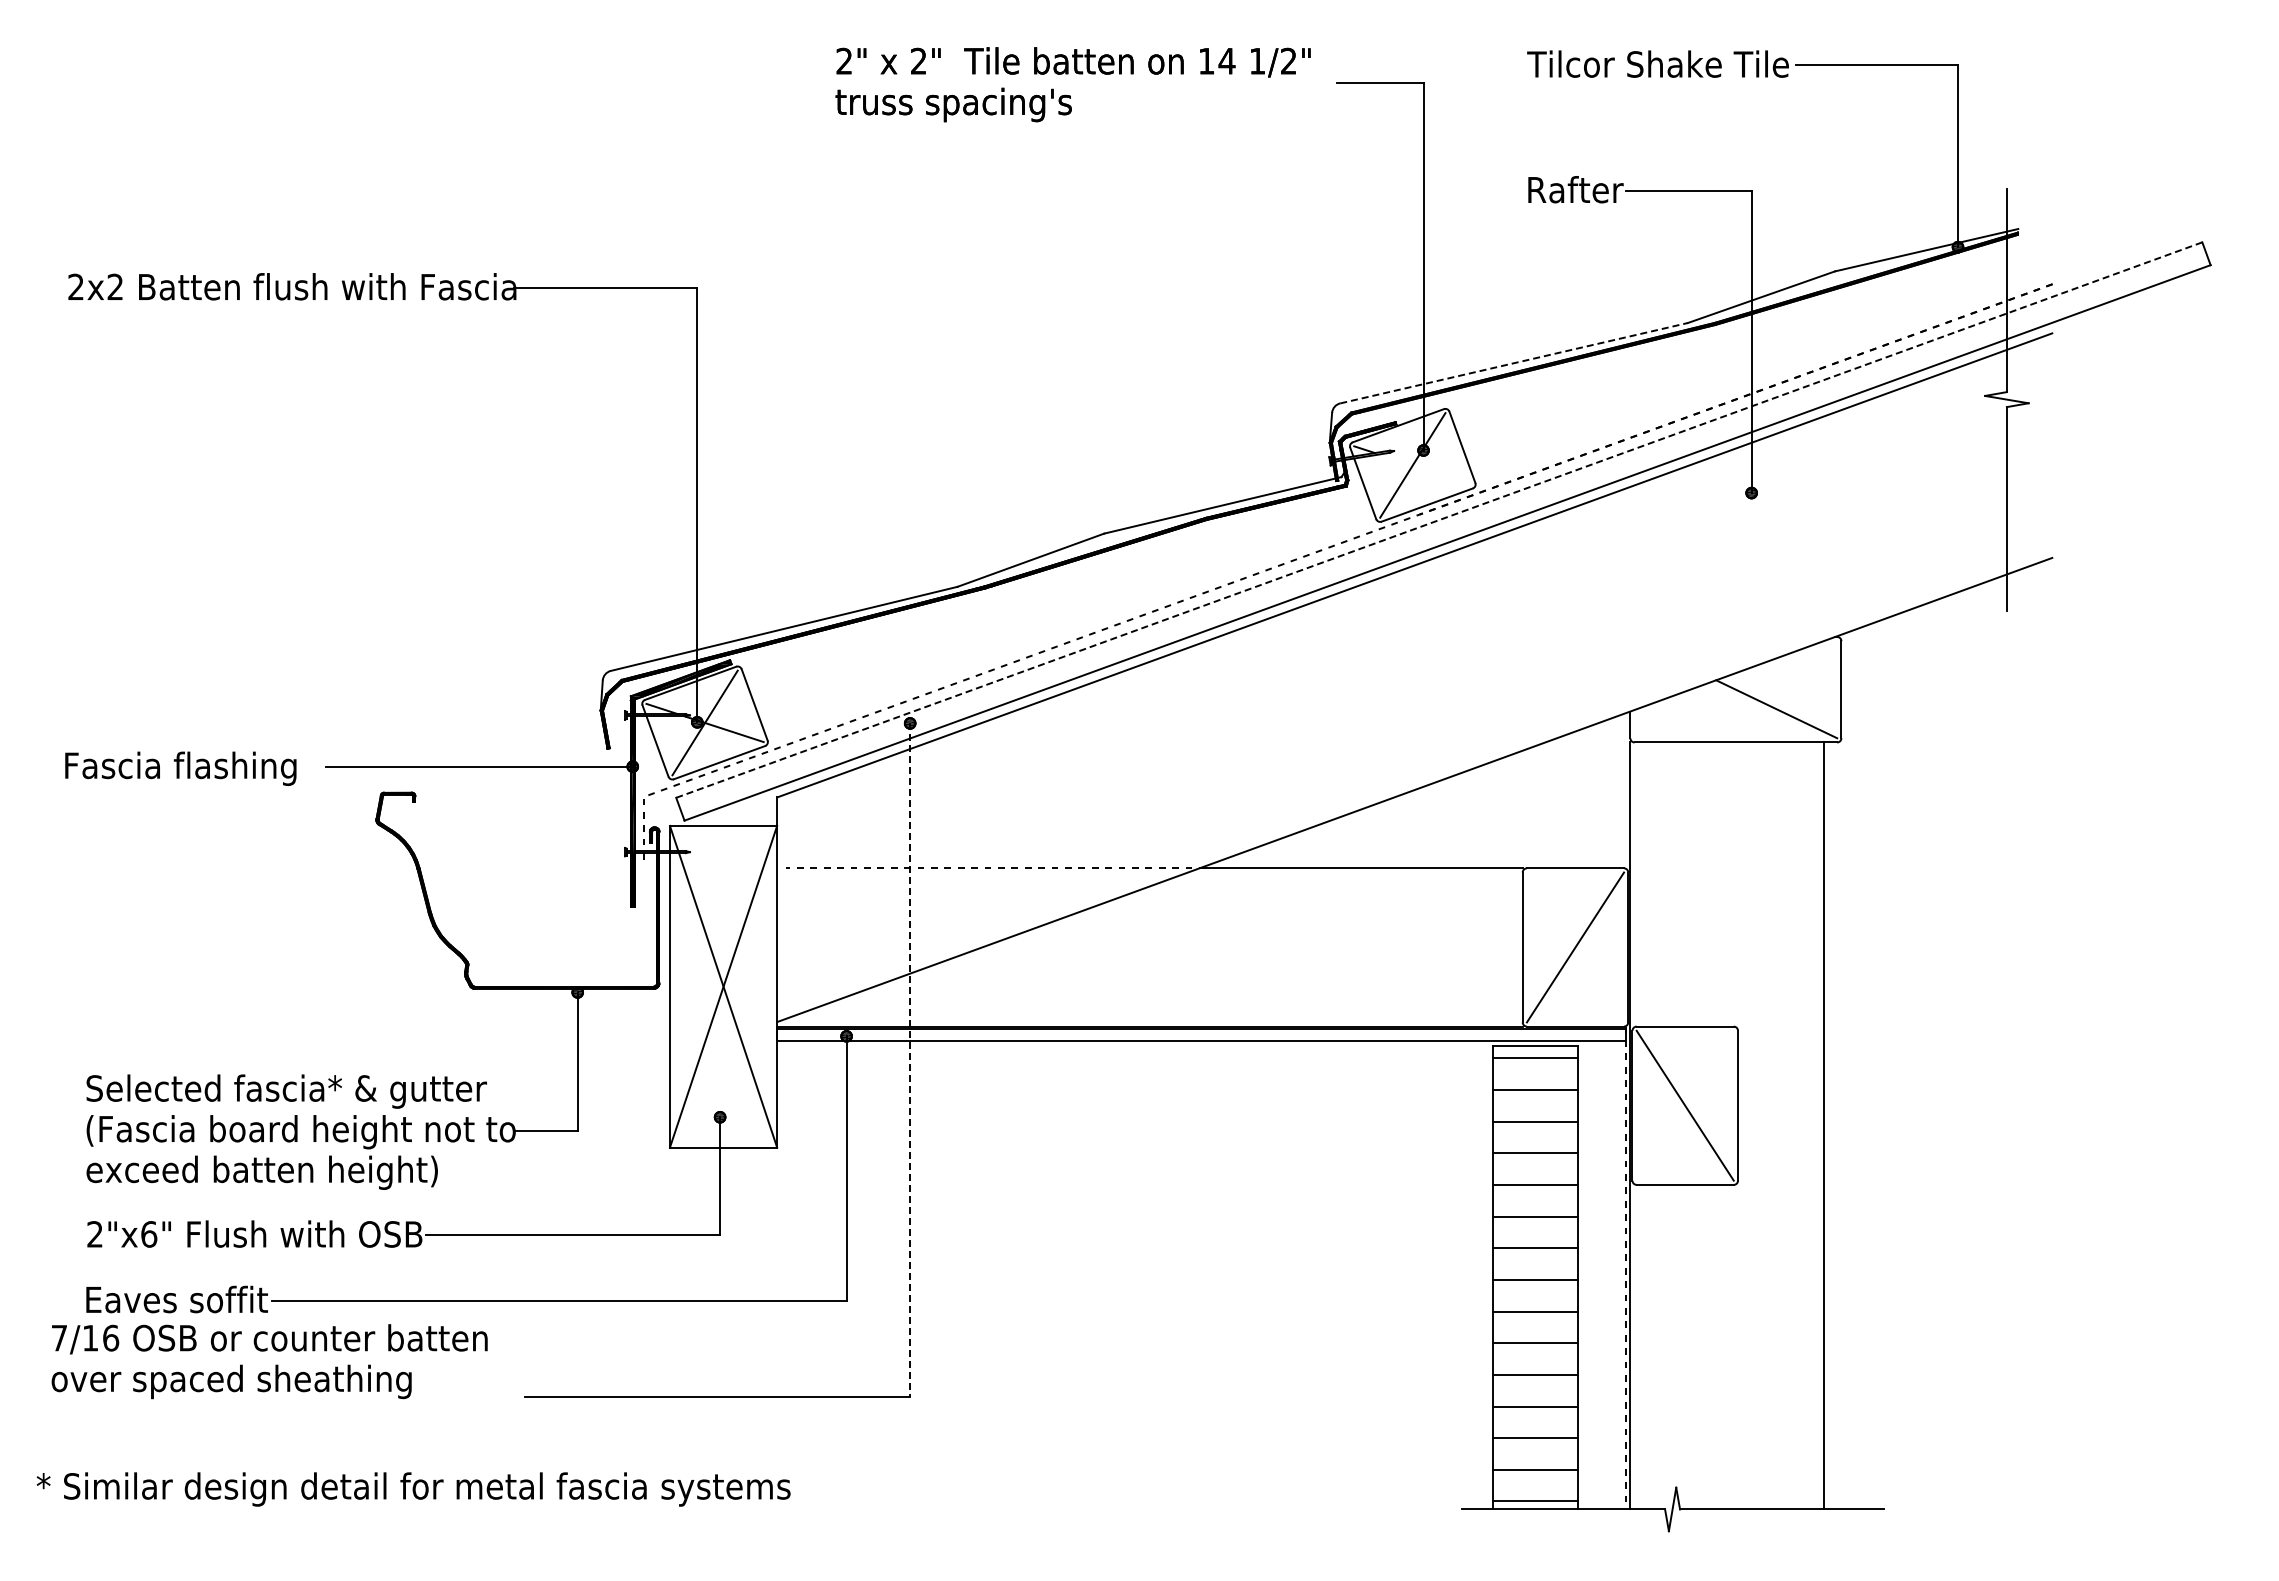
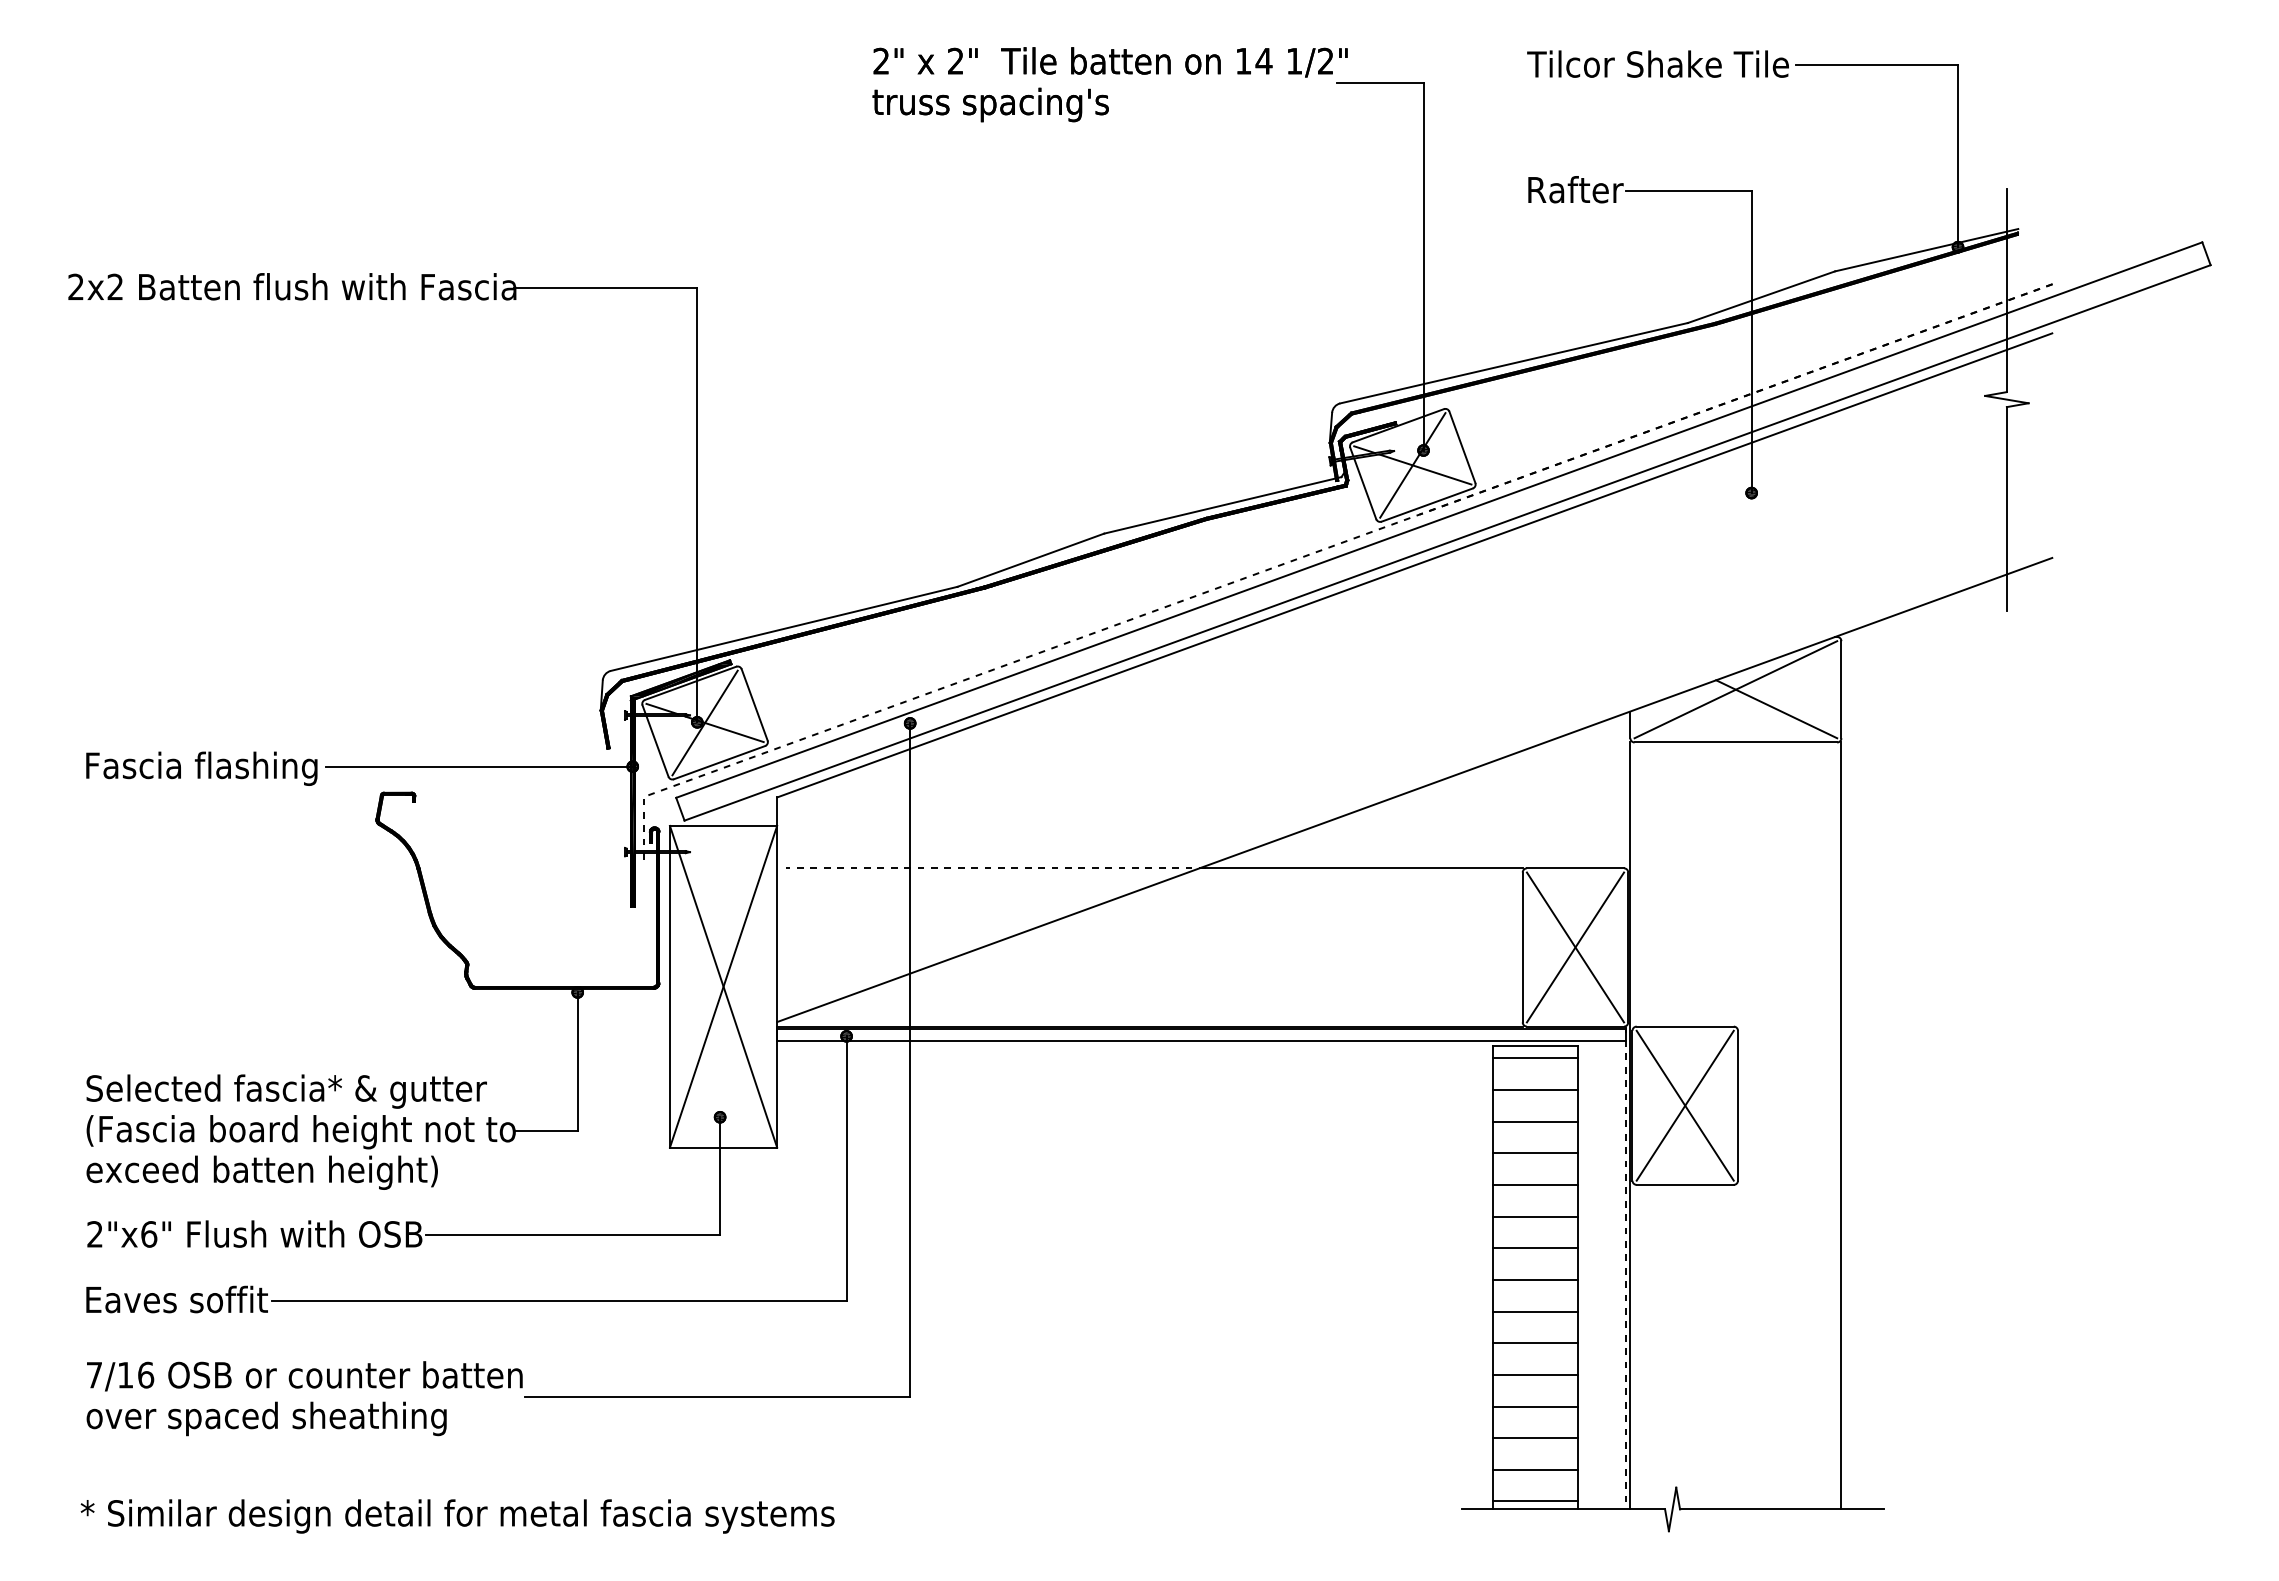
text position: (1072, 84) -> (1109, 84) (1109, 84)
line: dashed -> solid (1514, 363)
line: none -> present (1425, 469)
line: dashed -> solid (1438, 520)
line: none -> present (1735, 689)
text position: (180, 768) -> (201, 768) (201, 768)
line: none -> present (1575, 947)
line: dashed -> solid (910, 1060)
line: none -> present (1684, 1105)
line position: (1824, 1125) -> (1841, 1125) (1841, 1125)
text position: (269, 1361) -> (304, 1398) (304, 1398)
text position: (413, 1489) -> (457, 1516) (457, 1516)
